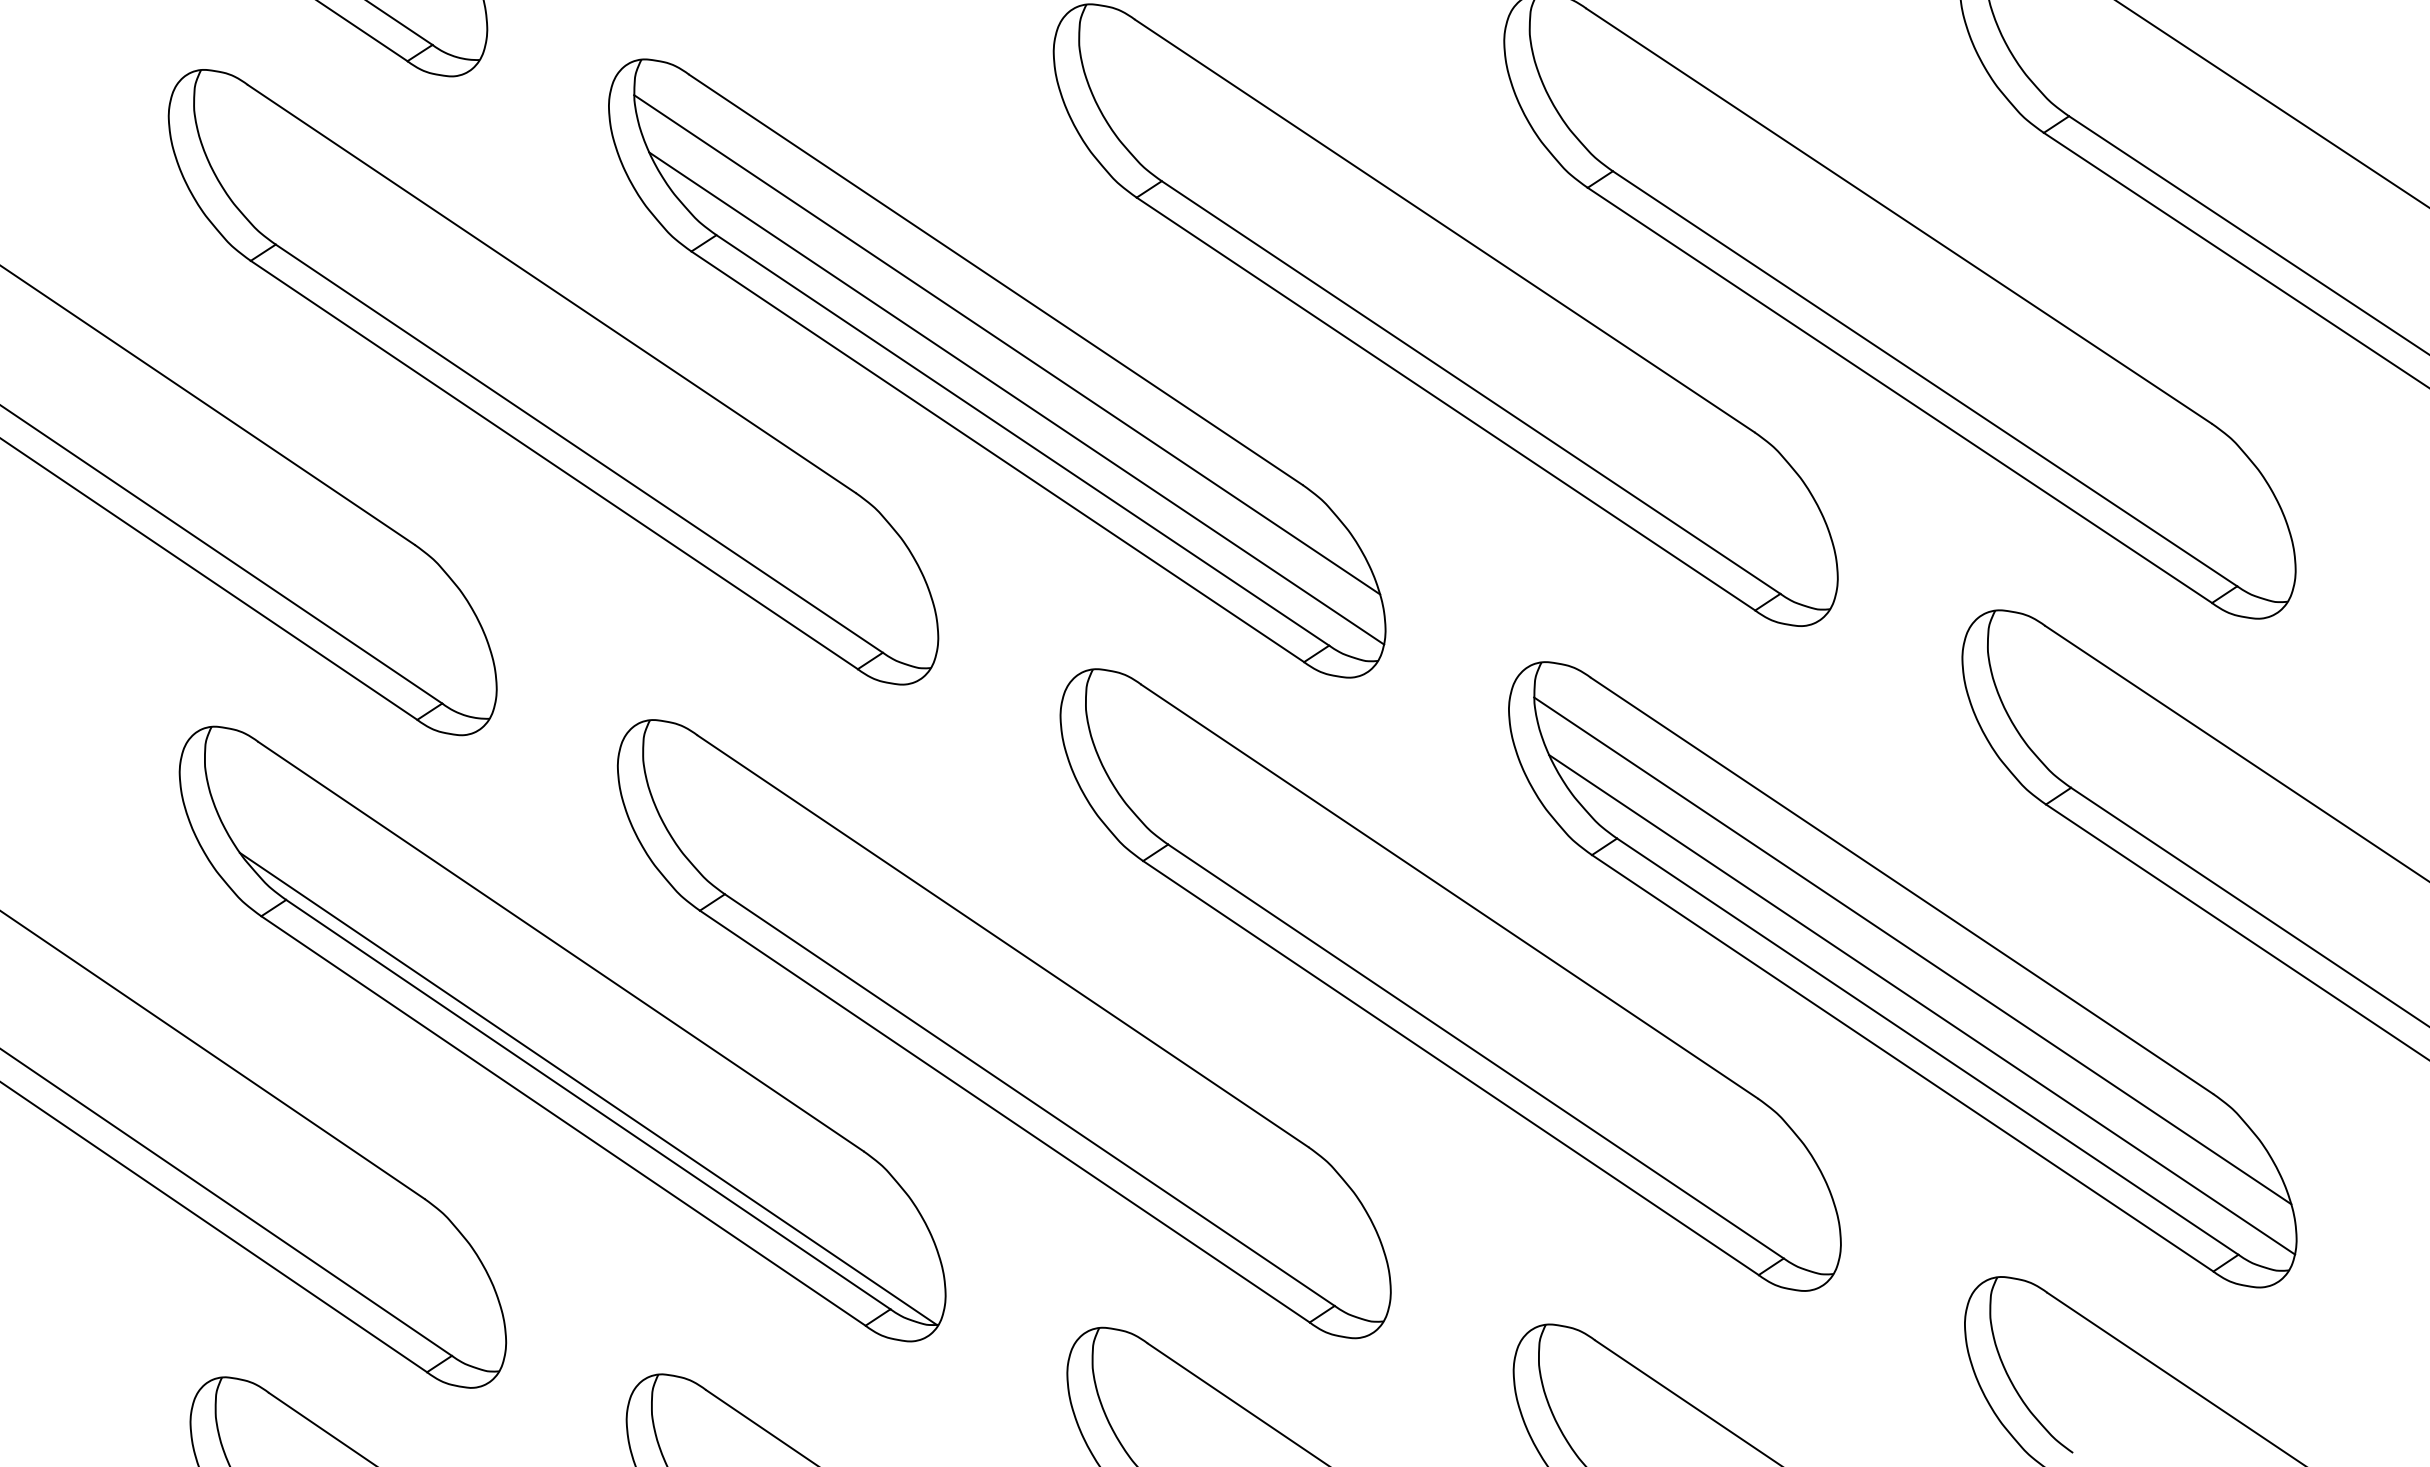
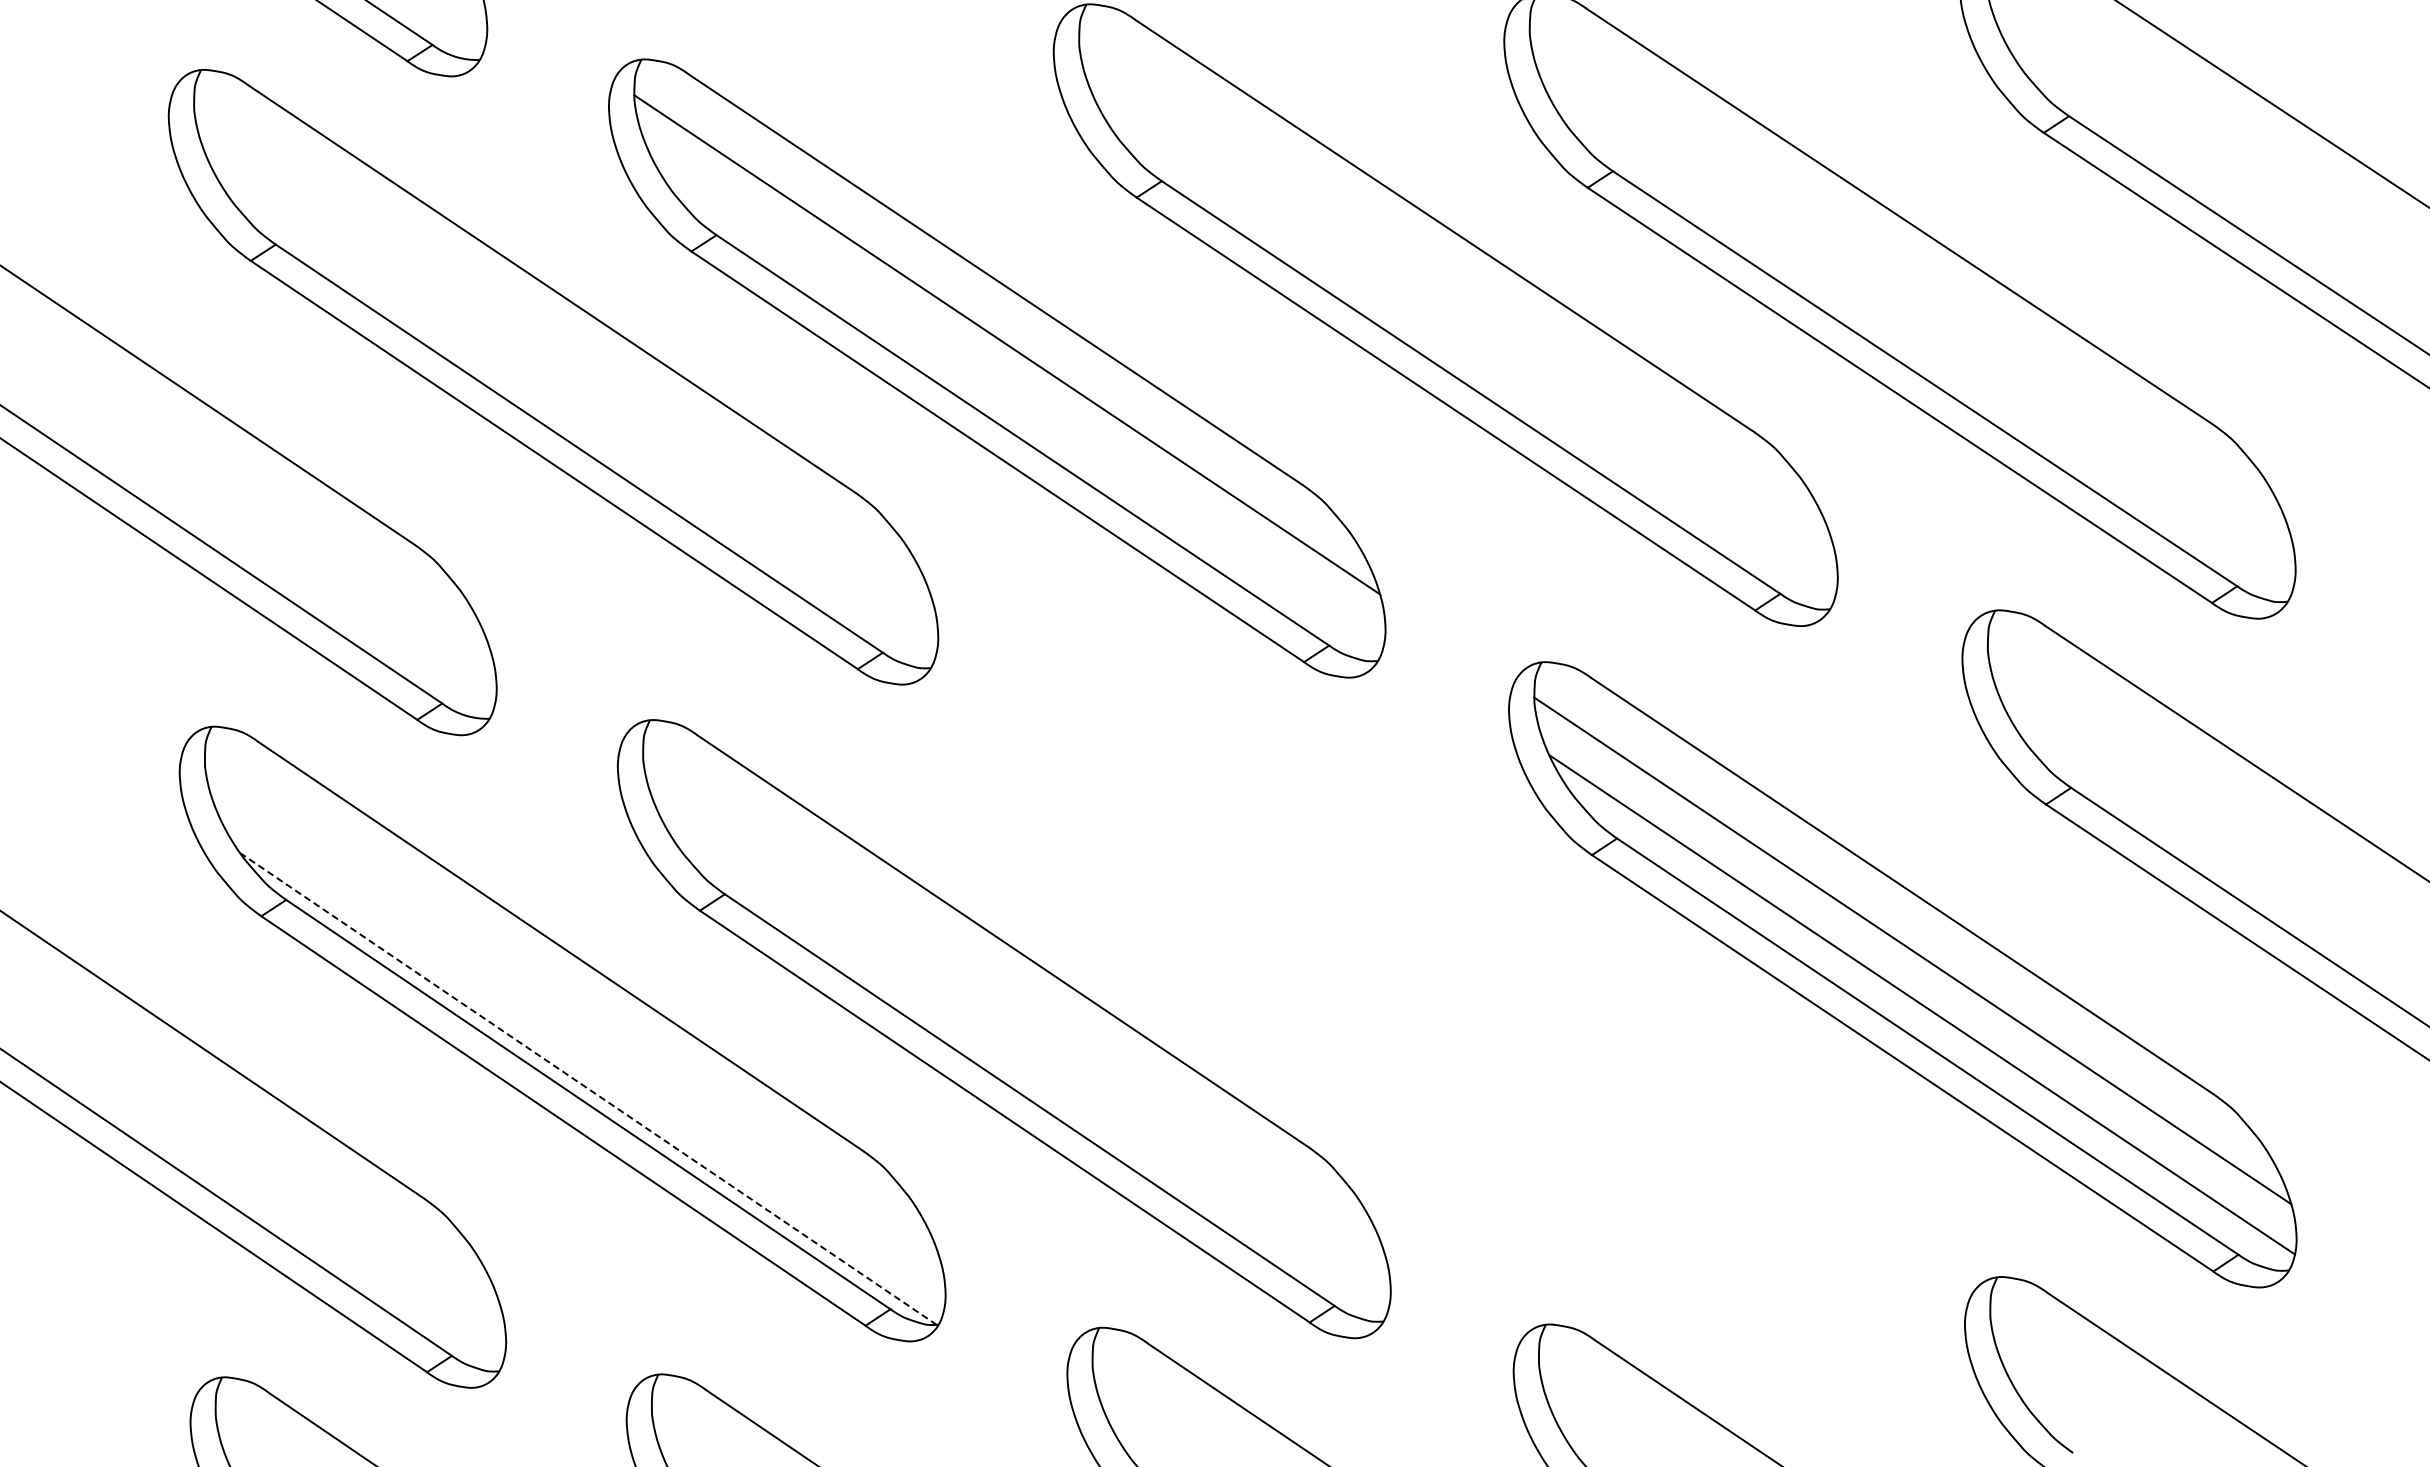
line: present -> none (1016, 398)
part: present -> none (1450, 979)
line: solid -> dashed (588, 1088)
